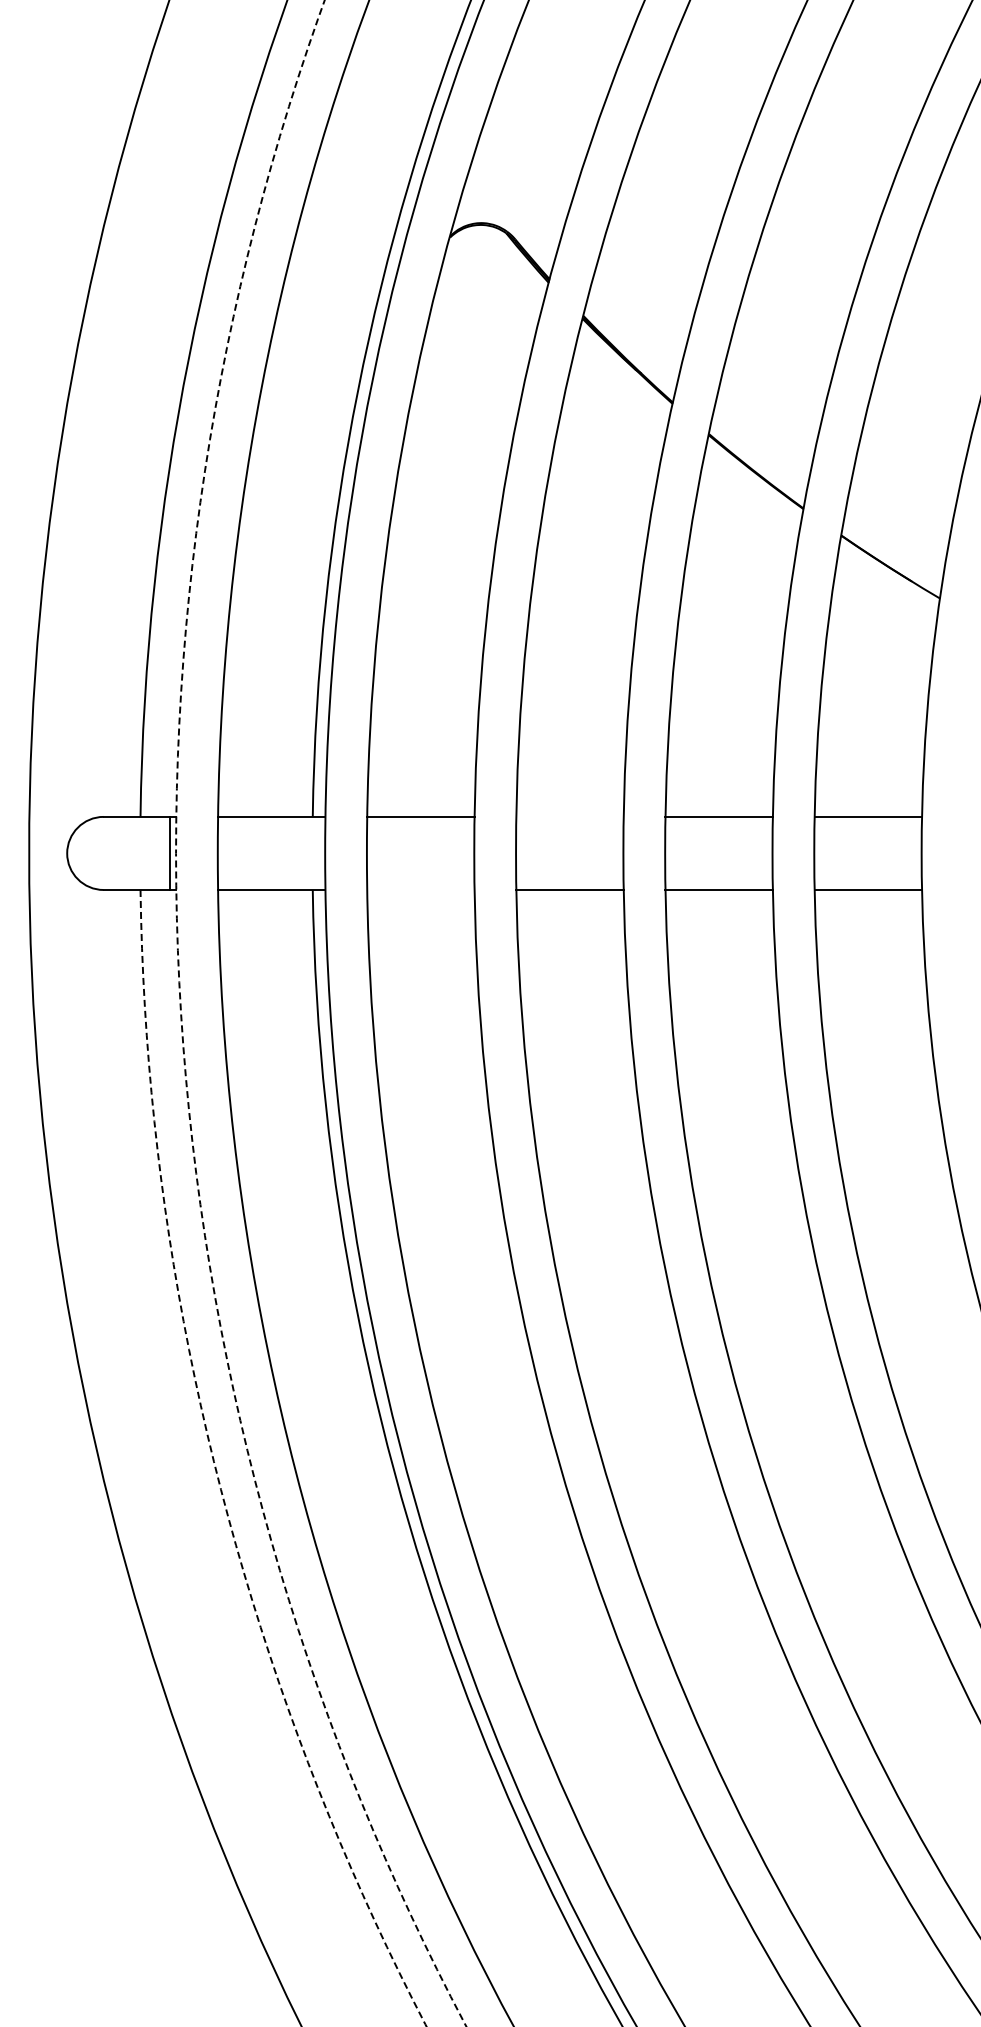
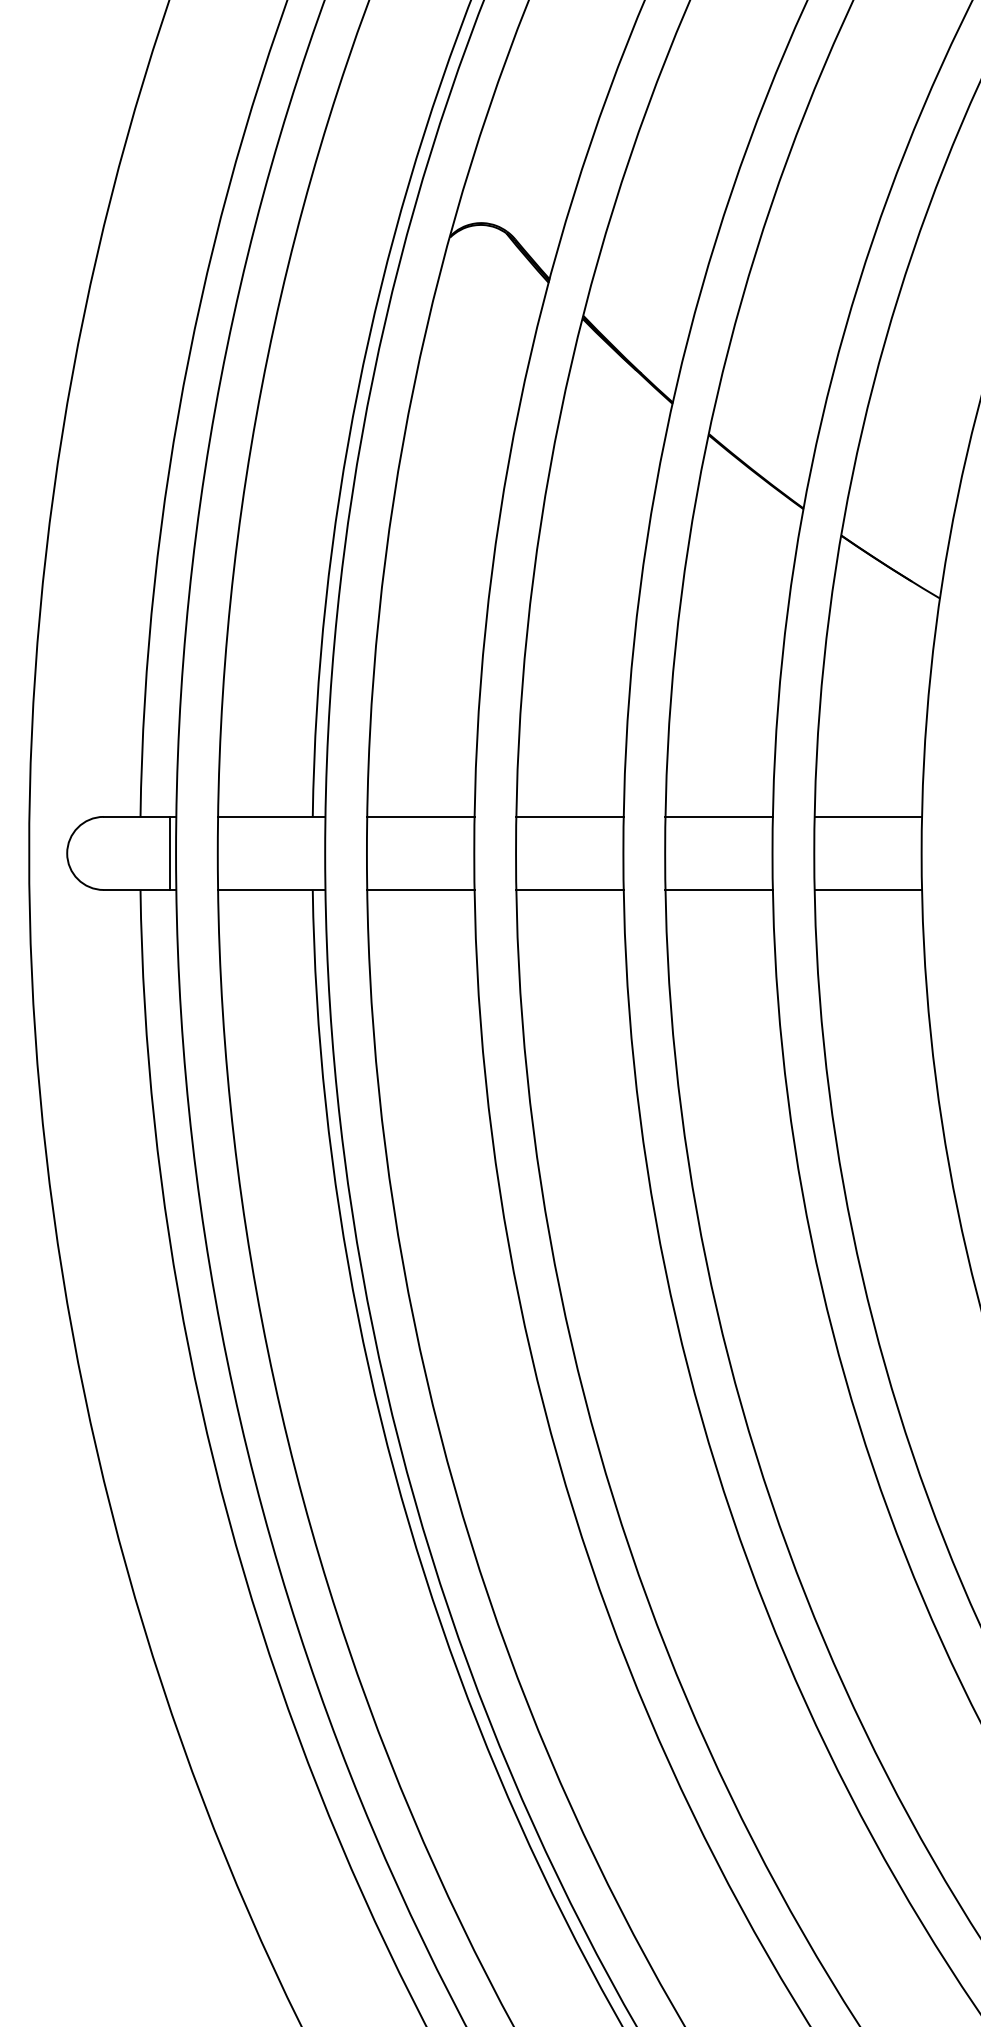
line: none -> present (569, 816)
line: none -> present (420, 889)
circle: dashed -> solid (321, 1013)
arc: dashed -> solid (217, 1475)
